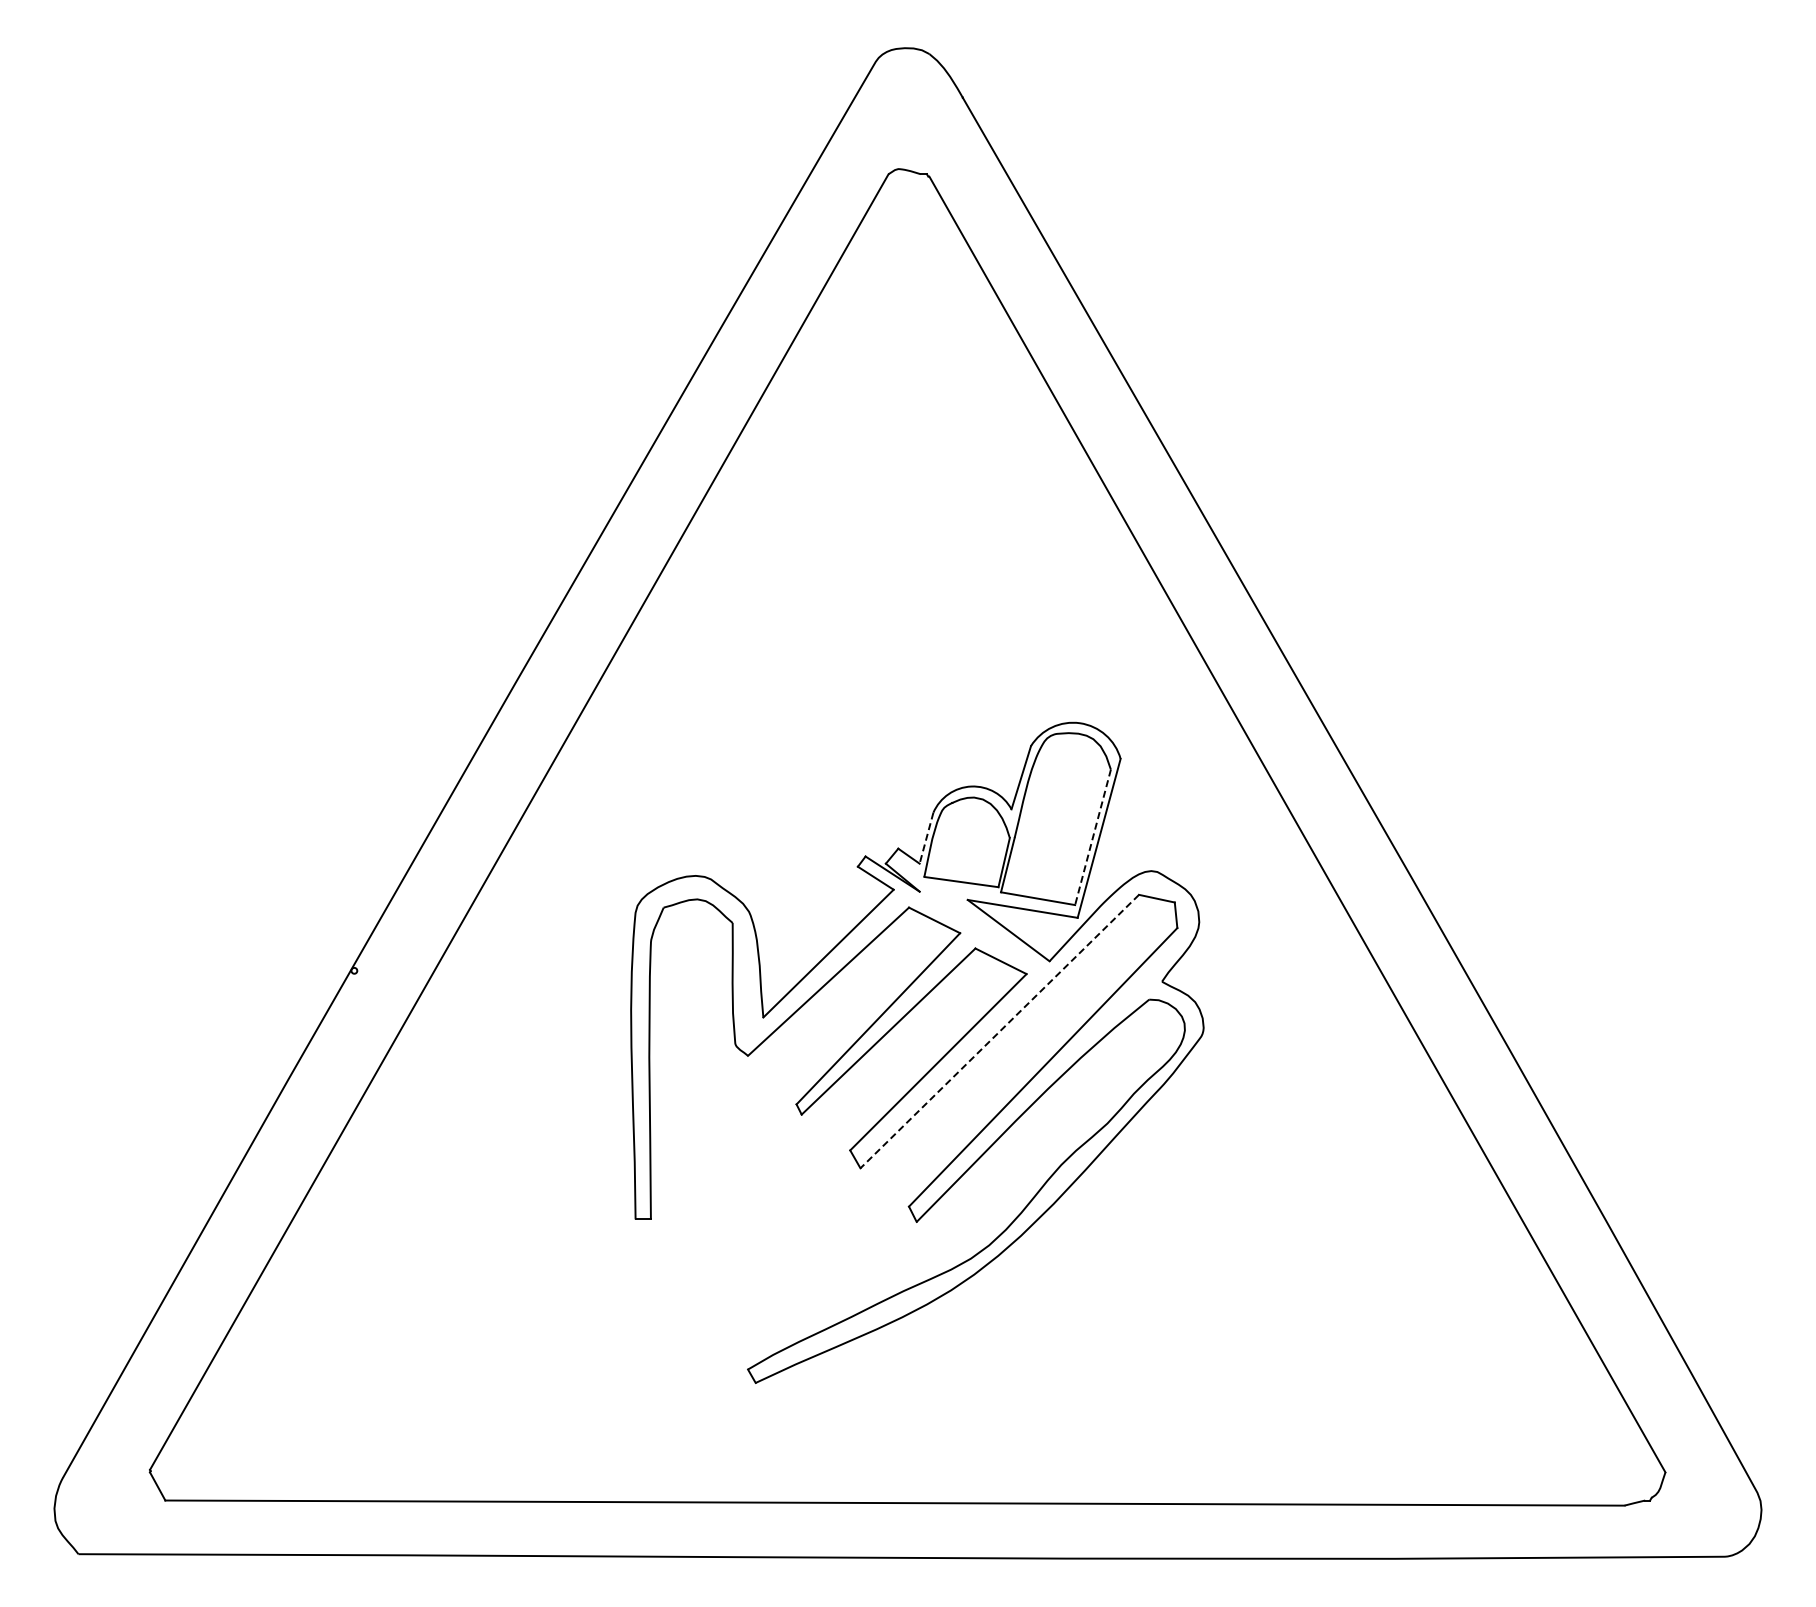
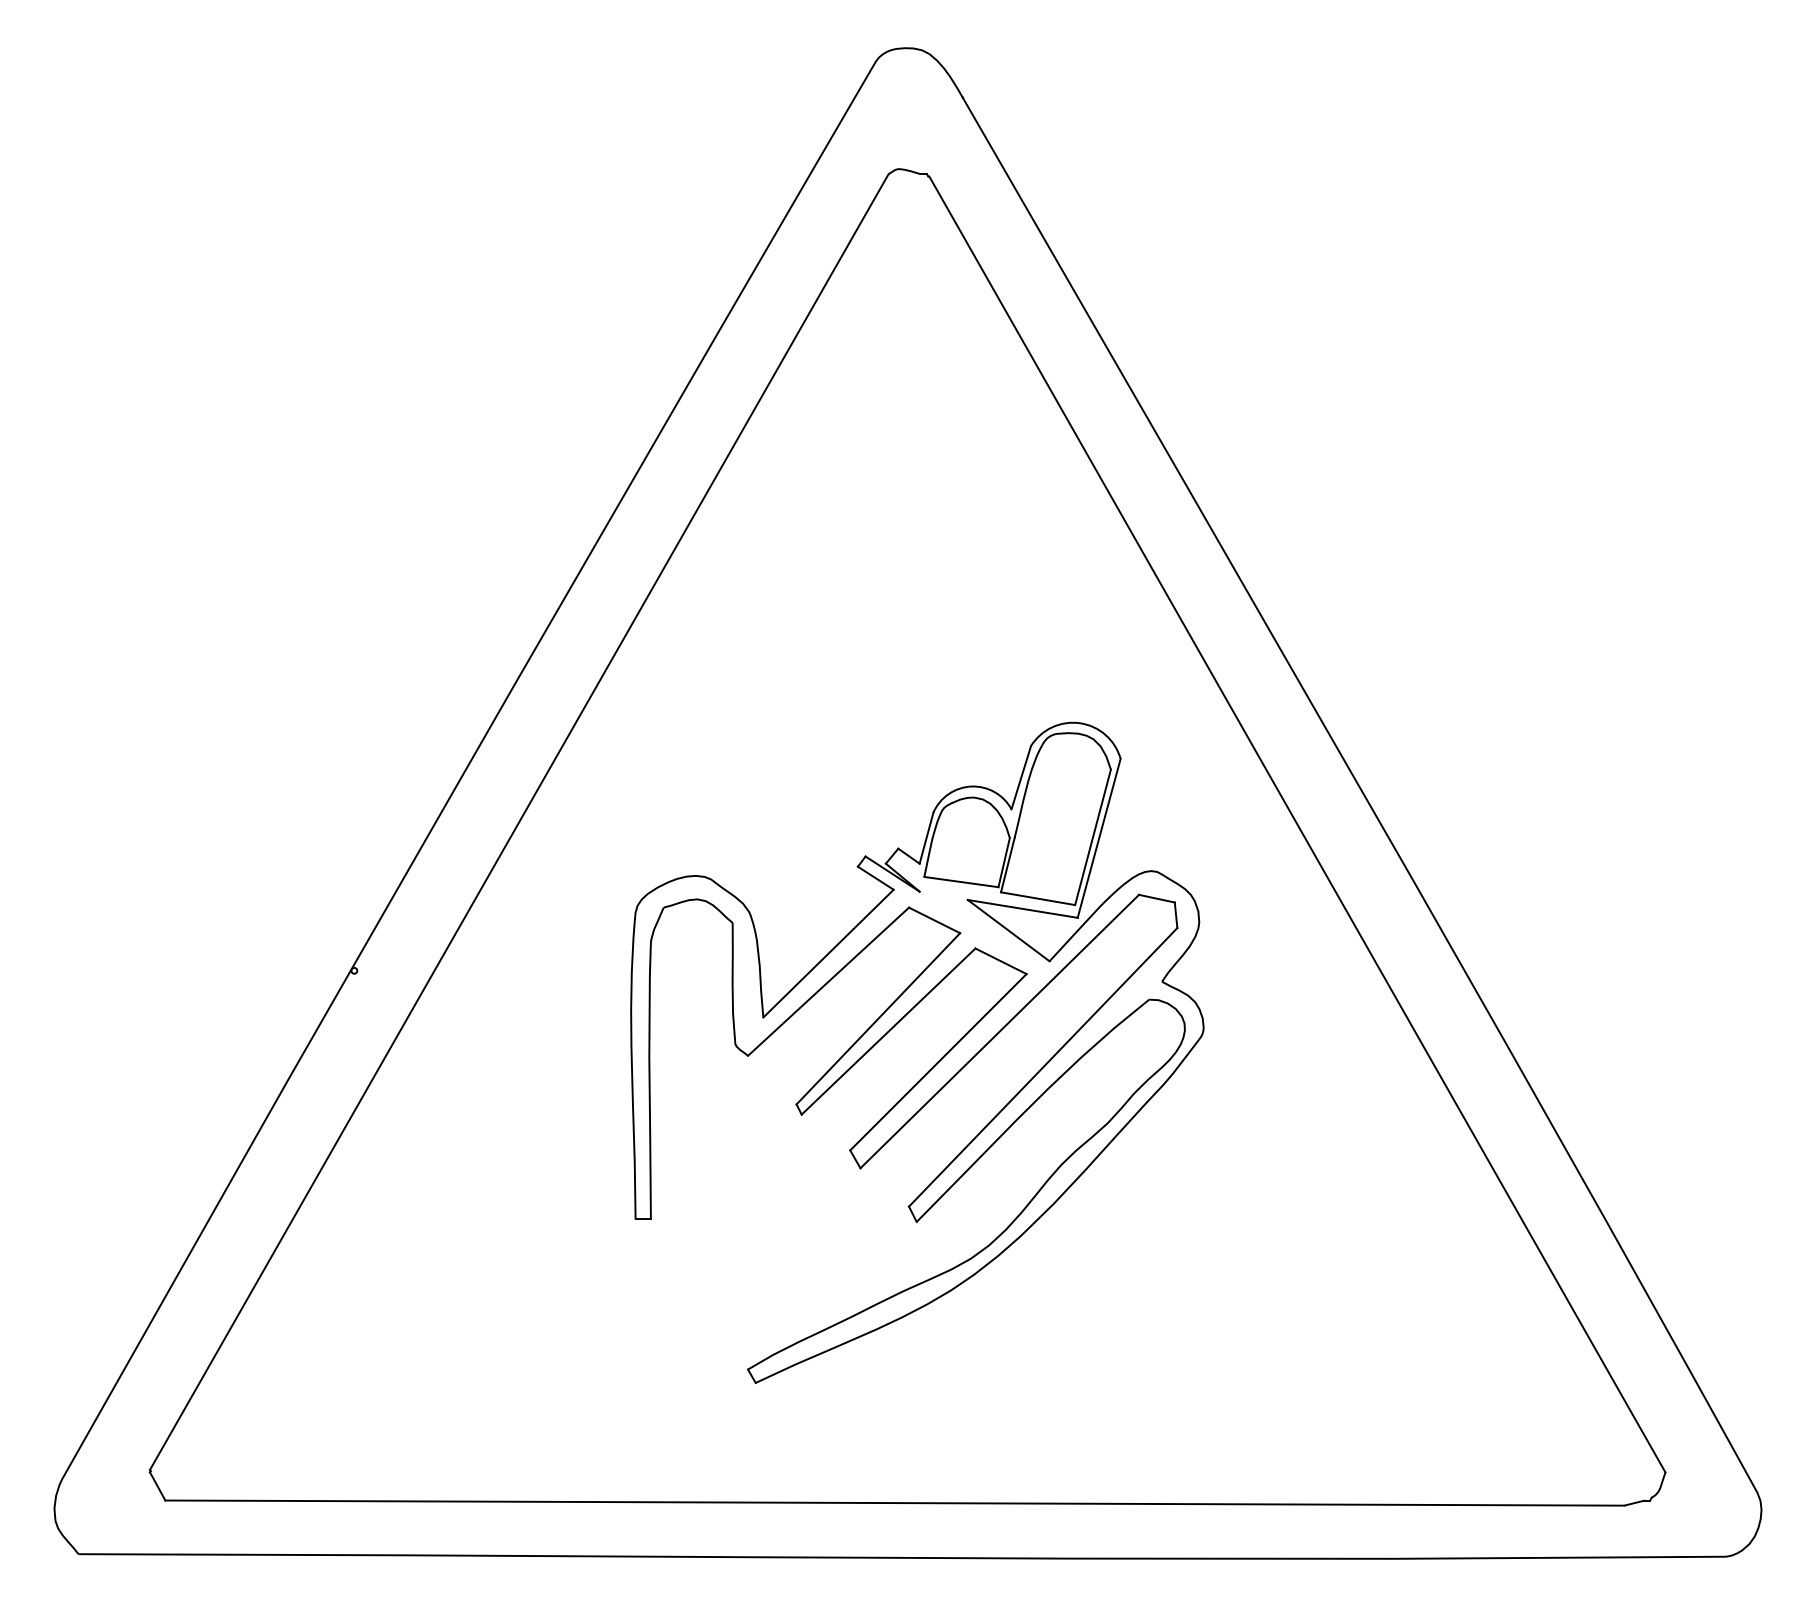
line: dashed -> solid (1092, 837)
line: dashed -> solid (926, 838)
line: dashed -> solid (999, 1031)
